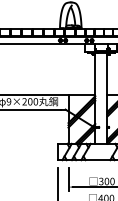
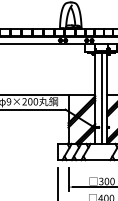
line: none -> present (101, 98)
